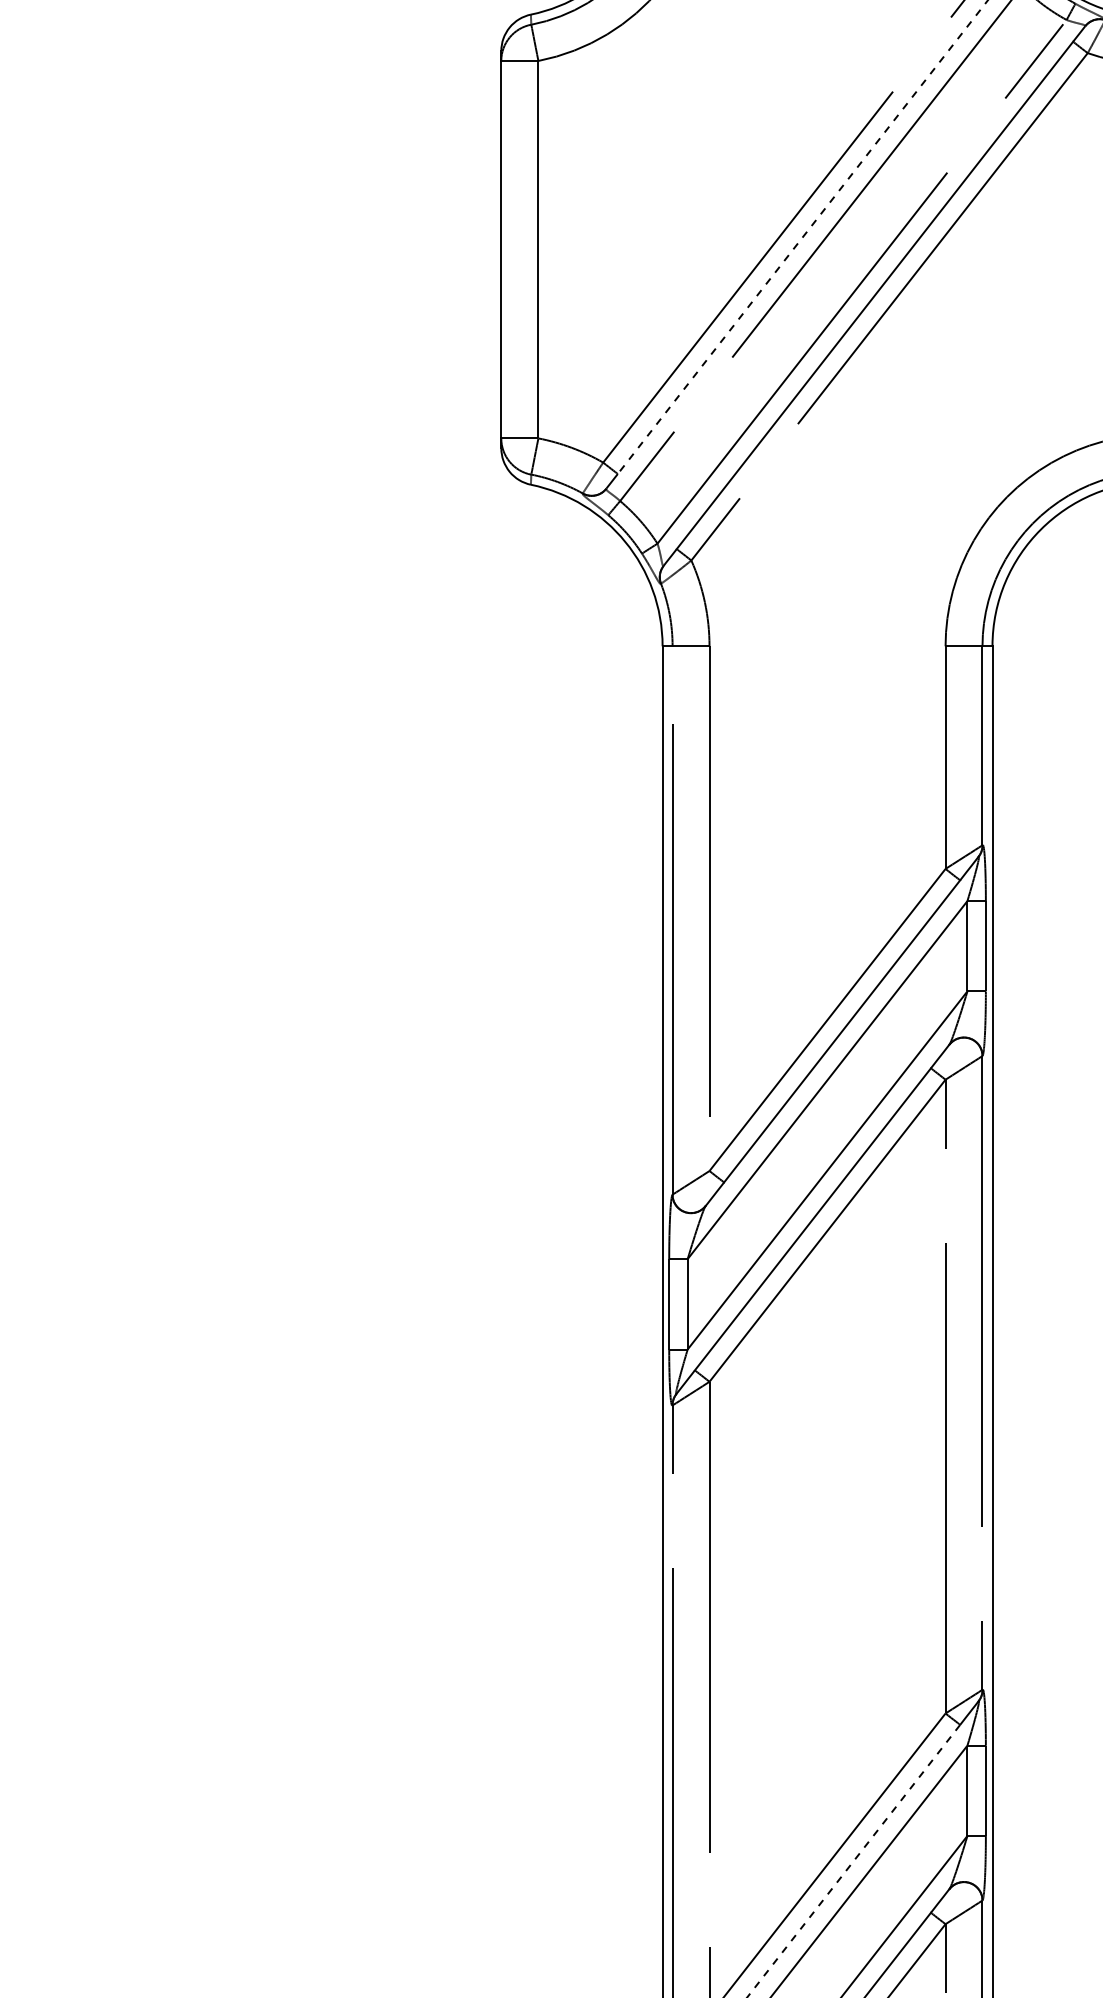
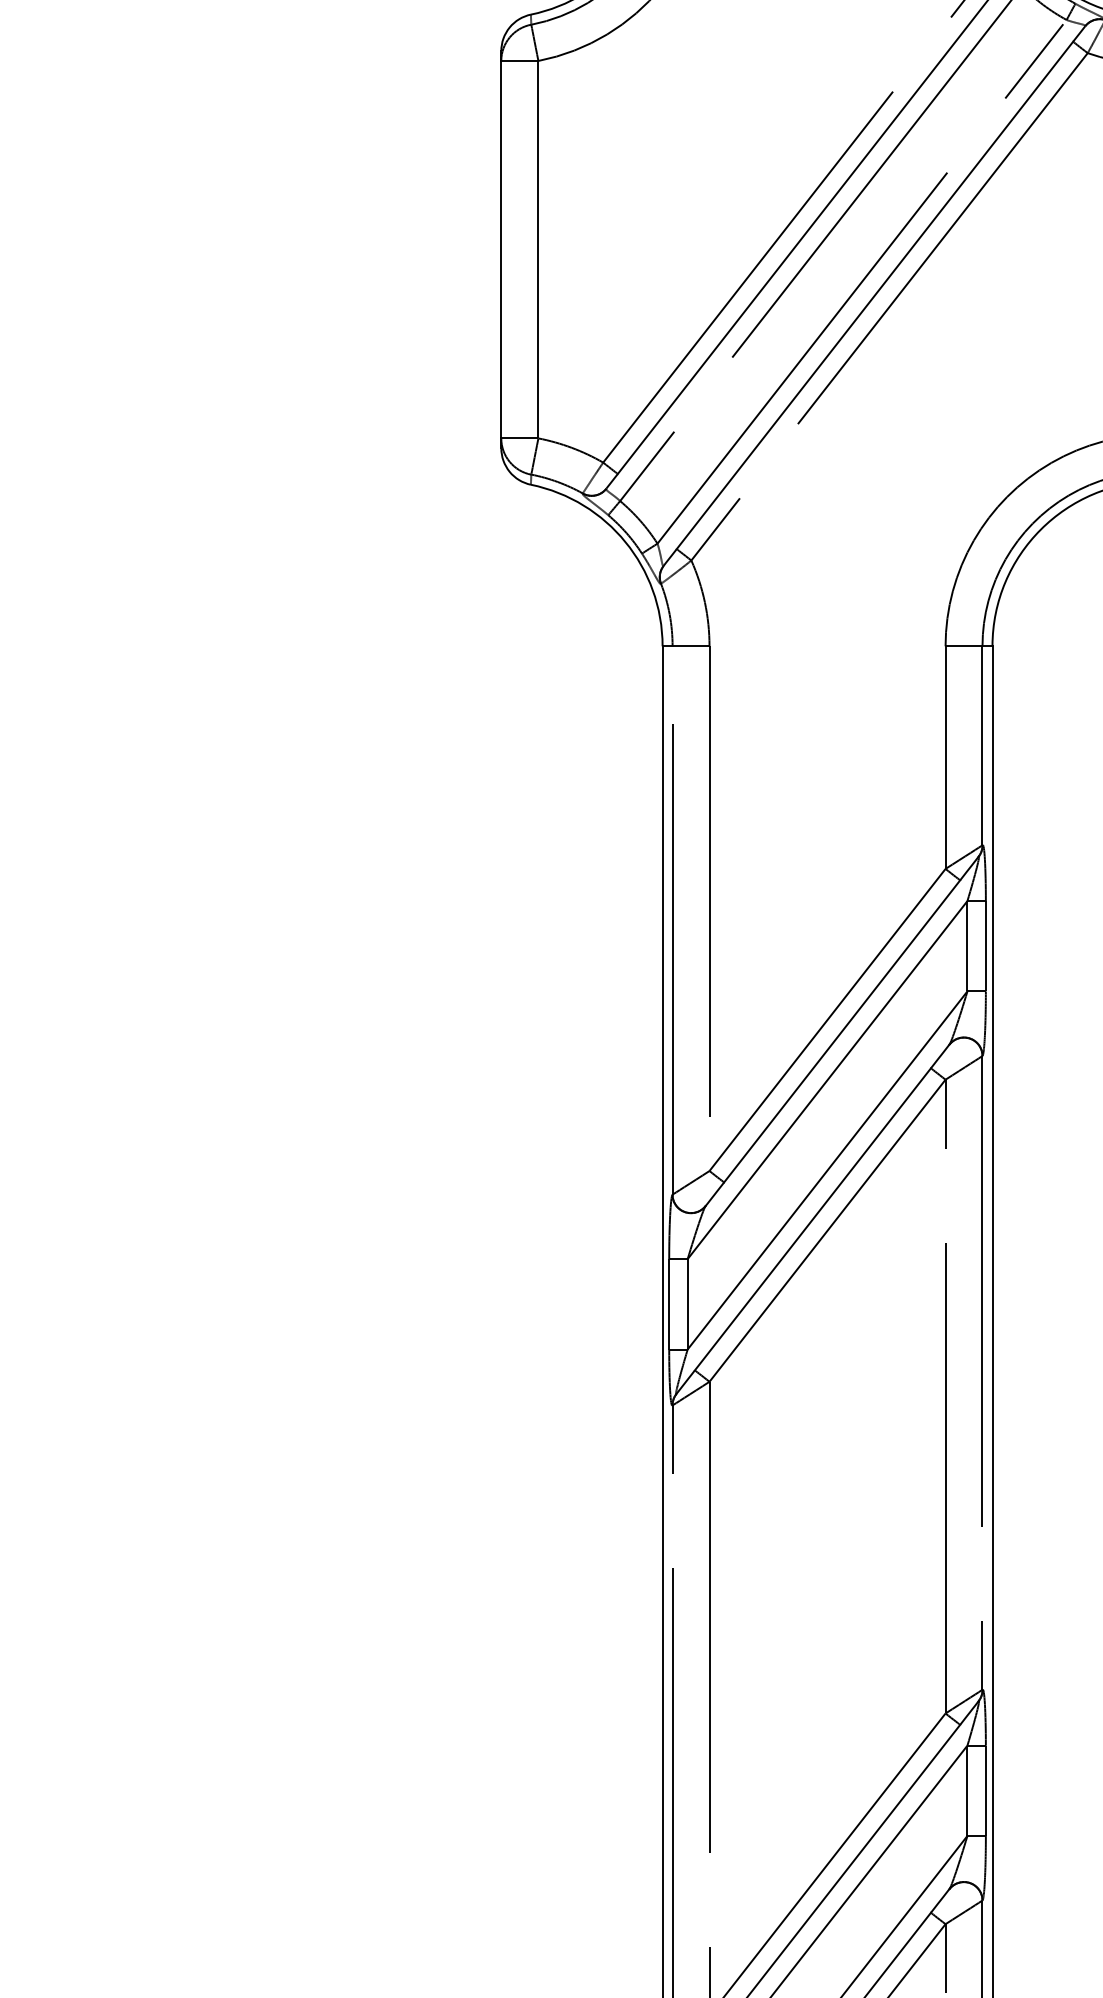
line: dashed -> solid (802, 237)
line: dashed -> solid (853, 1861)
